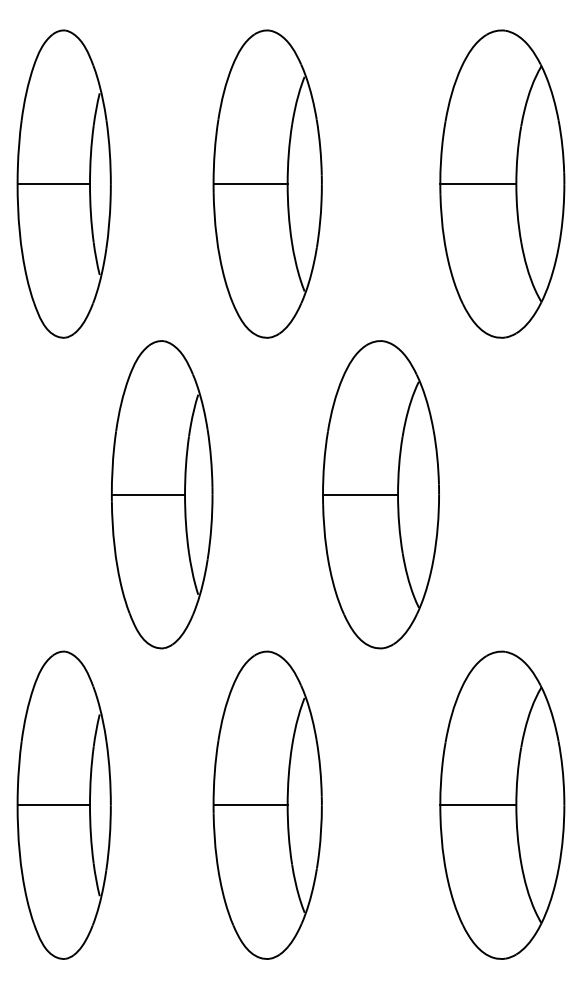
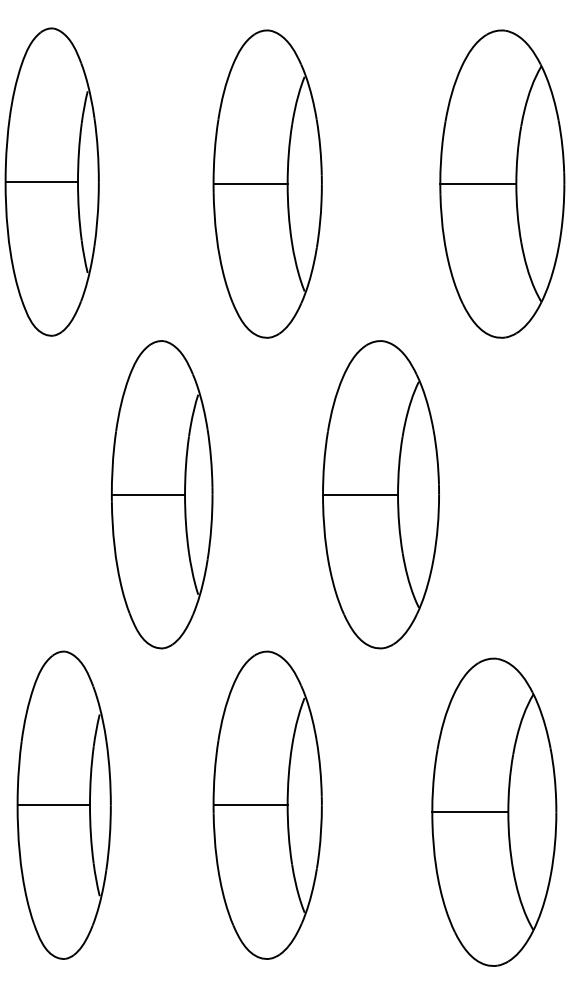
part position: (63, 183) -> (51, 181) (51, 181)
part position: (502, 804) -> (494, 811) (494, 811)
